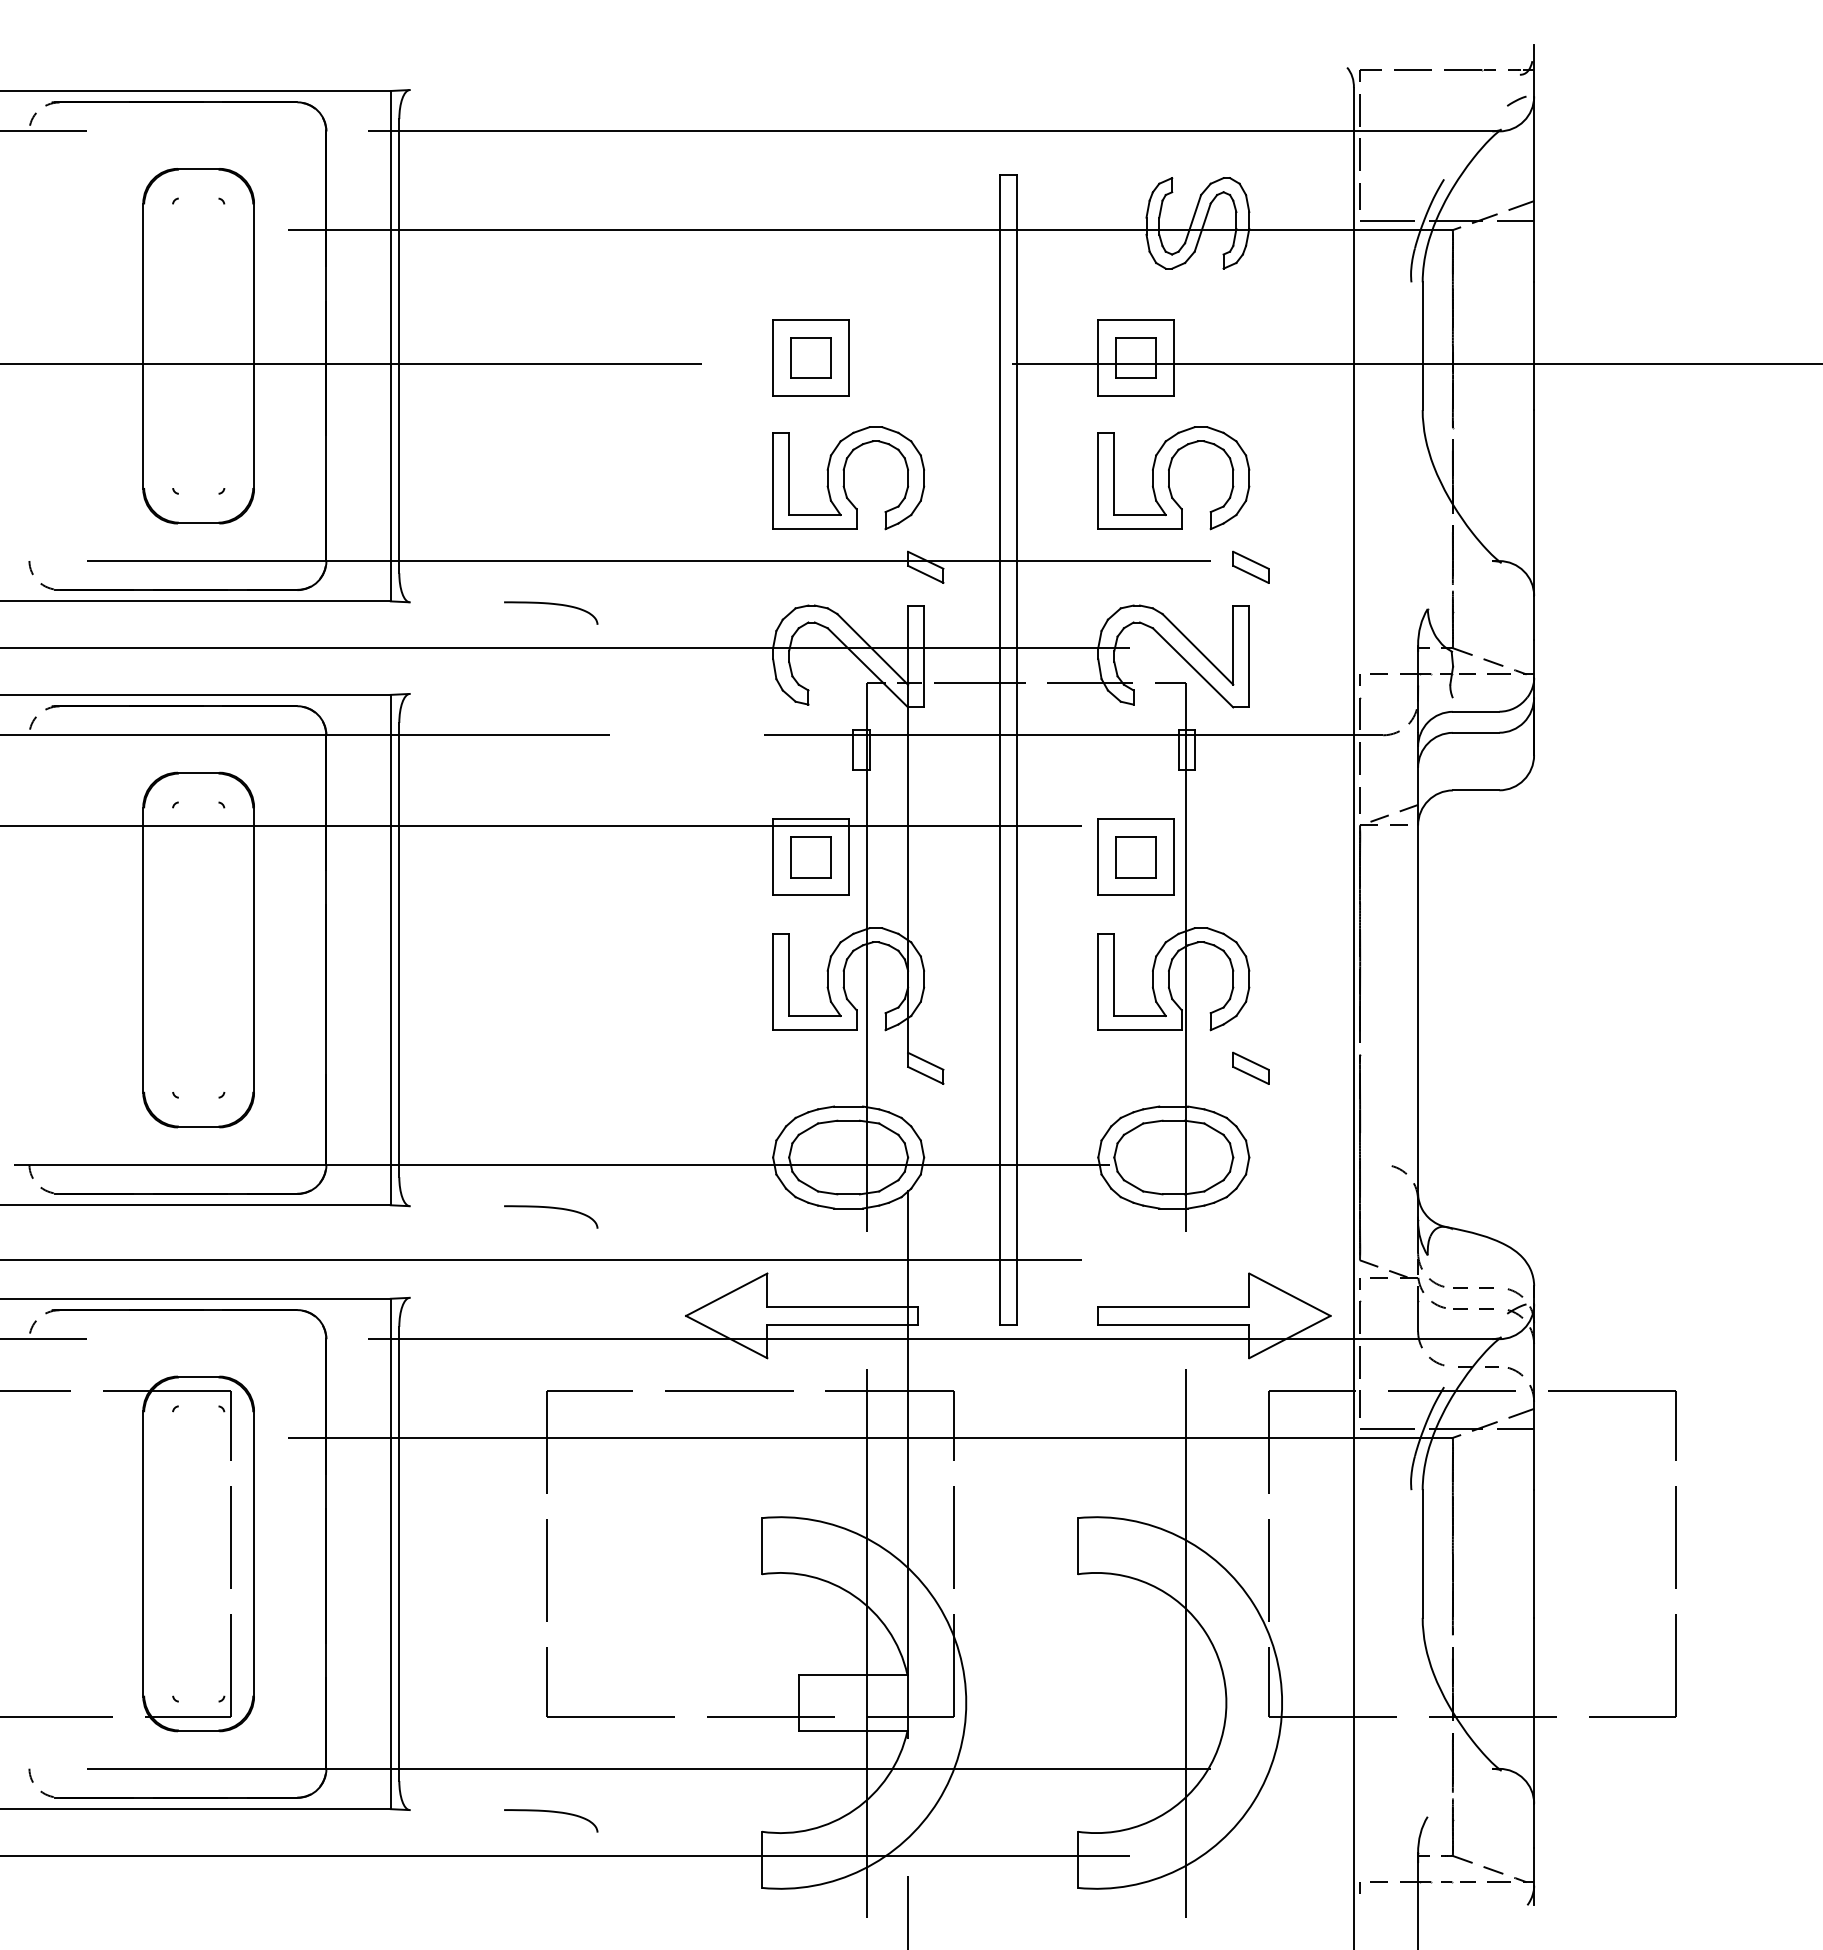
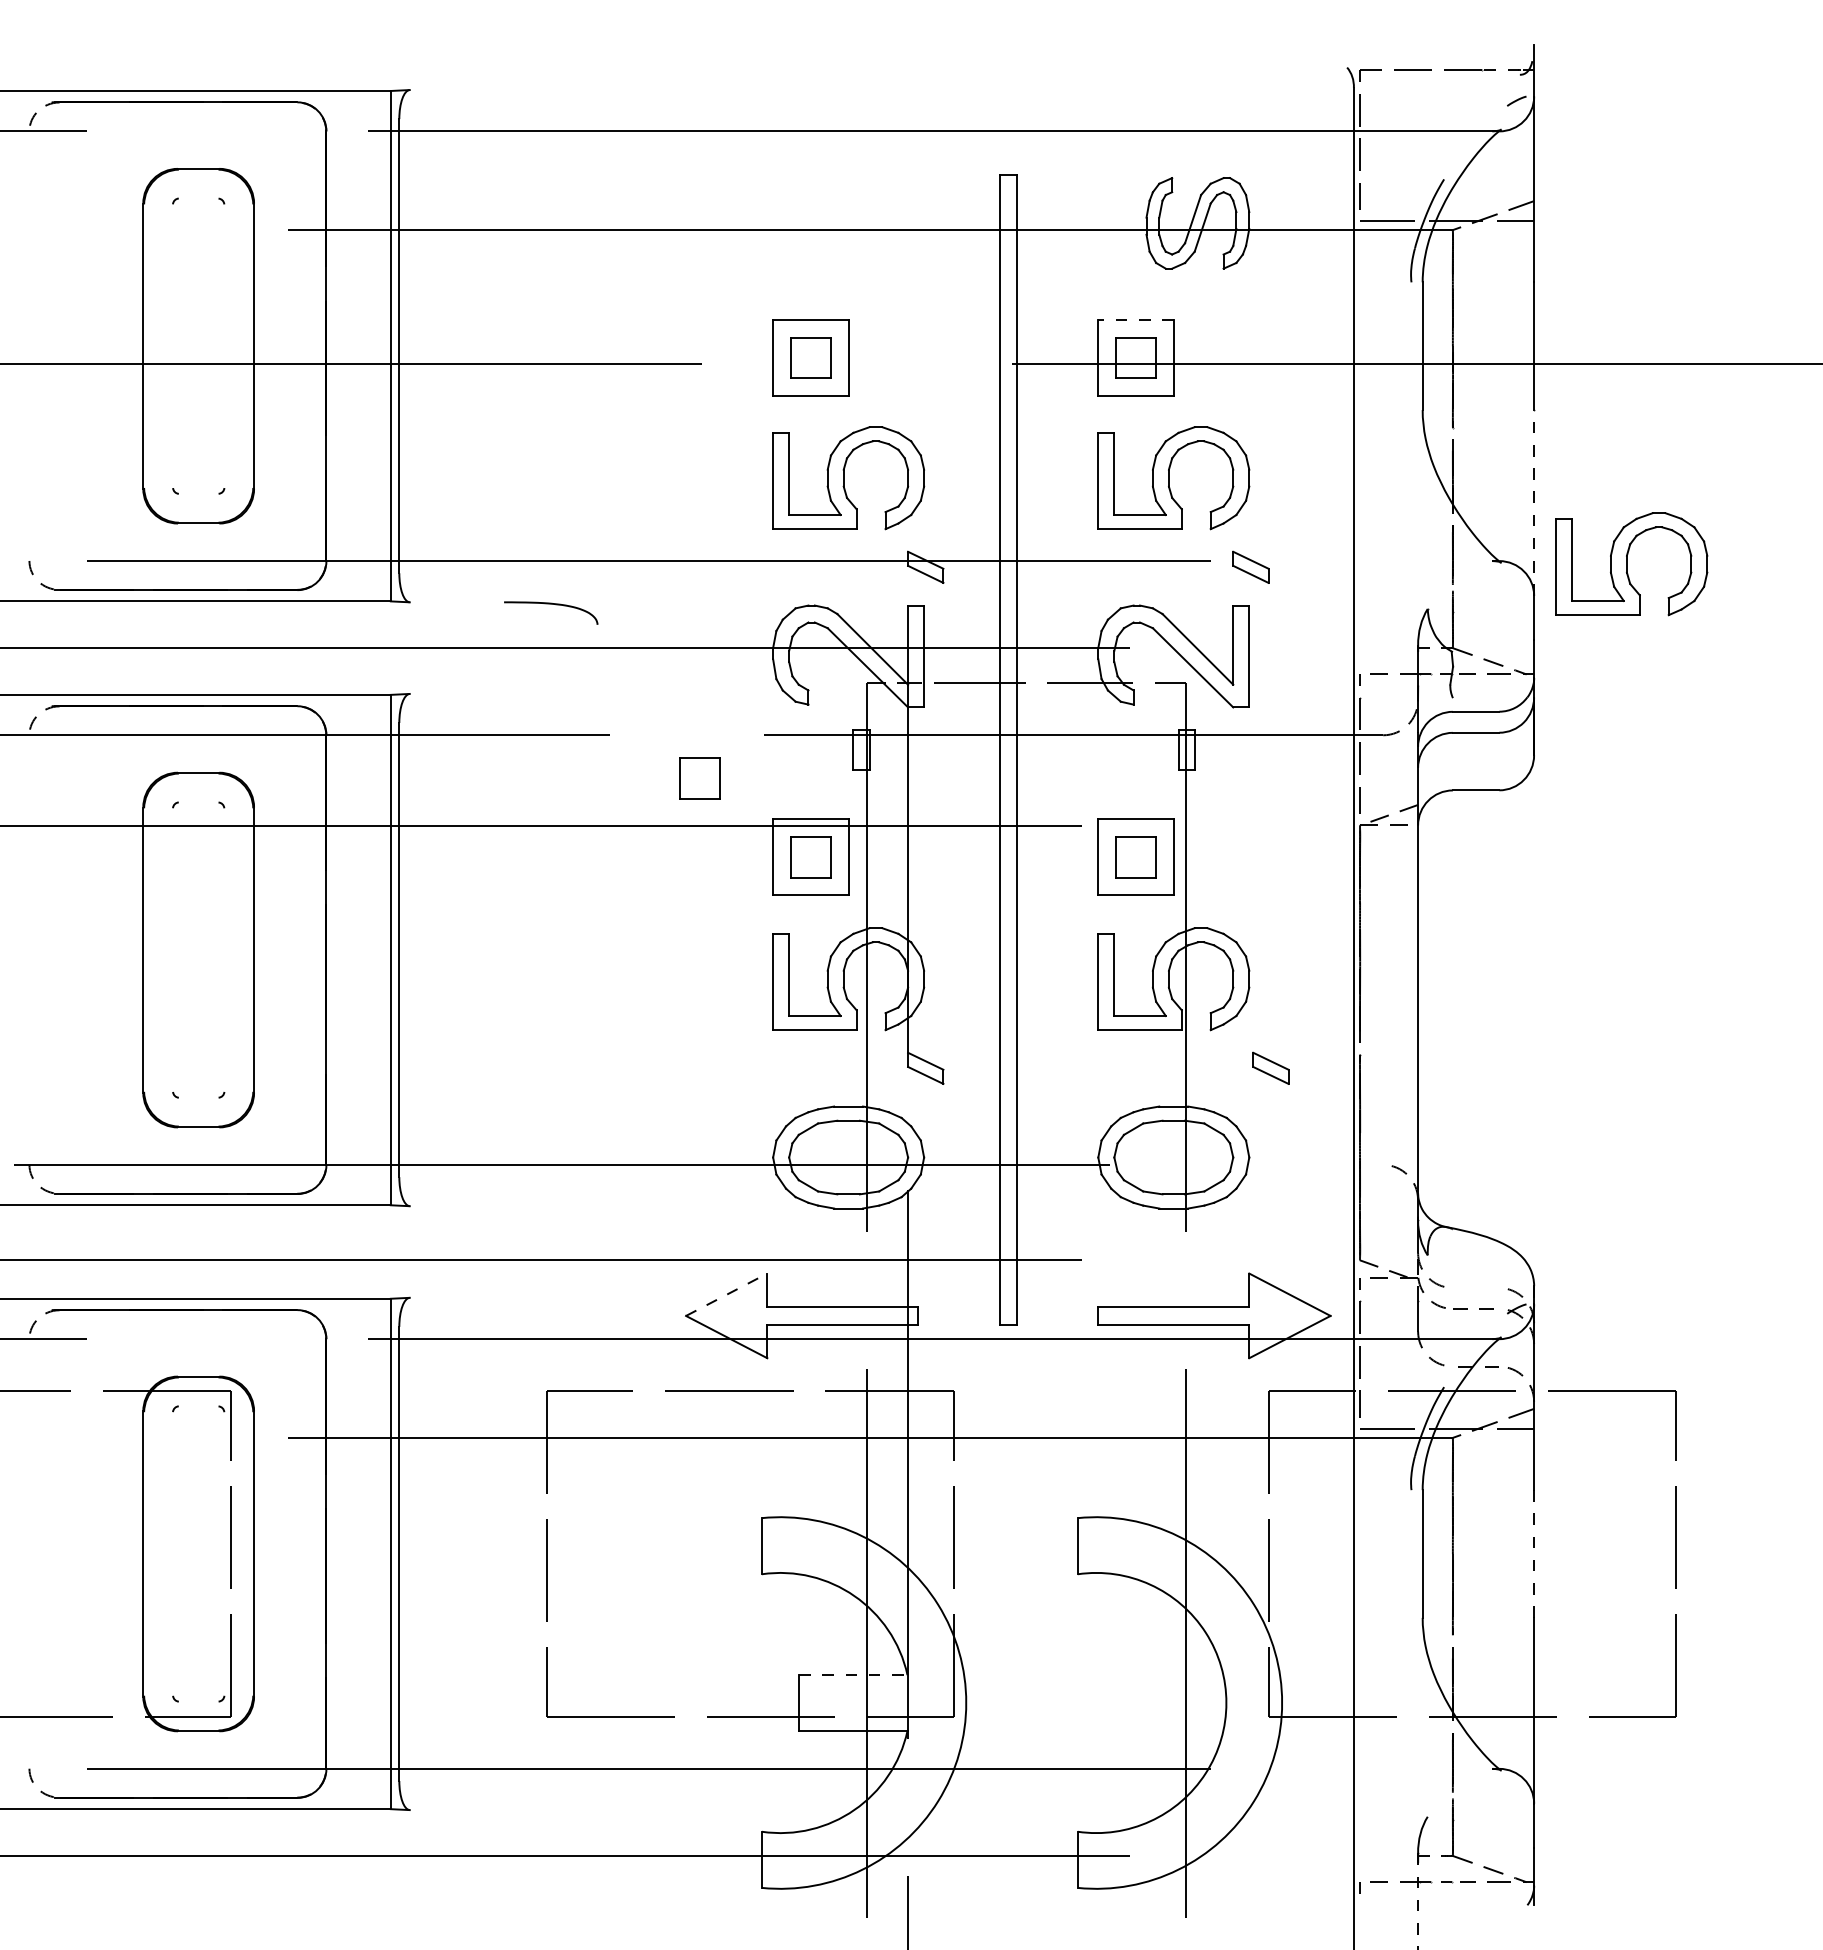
line: solid -> dashed (1136, 320)
line: solid -> dashed (1534, 503)
part: none -> present (1631, 564)
part: none -> present (699, 778)
part position: (1250, 1067) -> (1270, 1067) (1270, 1067)
curve: present -> none (551, 1208)
line: present -> none (1467, 1287)
line: solid -> dashed (726, 1294)
line: solid -> dashed (1534, 1554)
line: solid -> dashed (853, 1675)
curve: present -> none (551, 1812)
line: solid -> dashed (1418, 1901)
